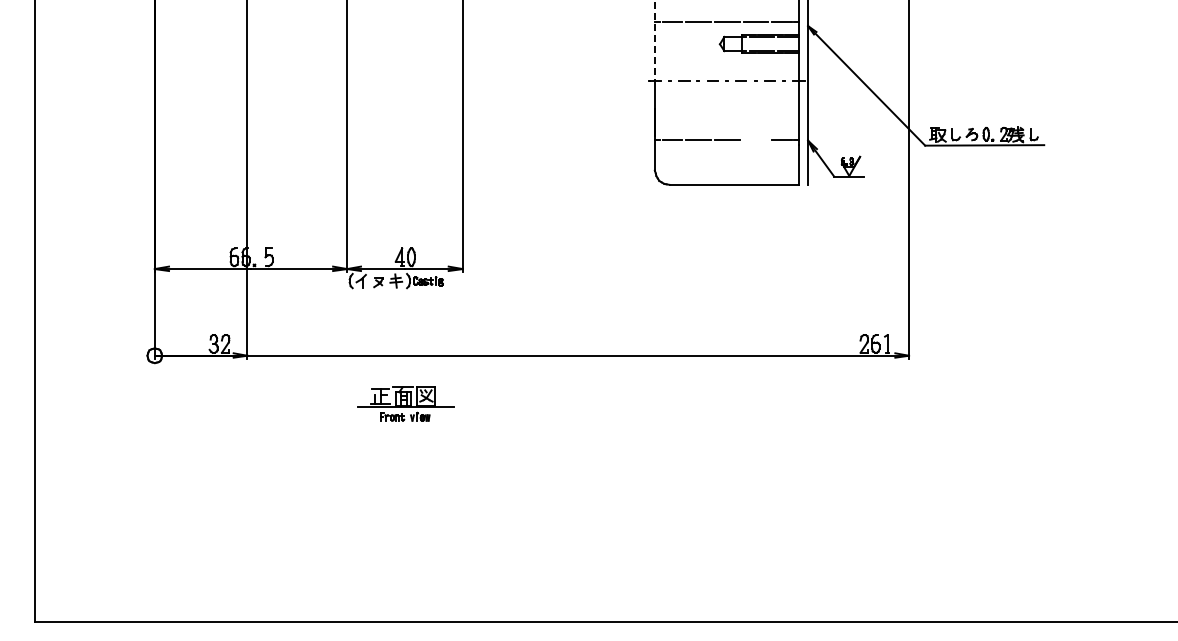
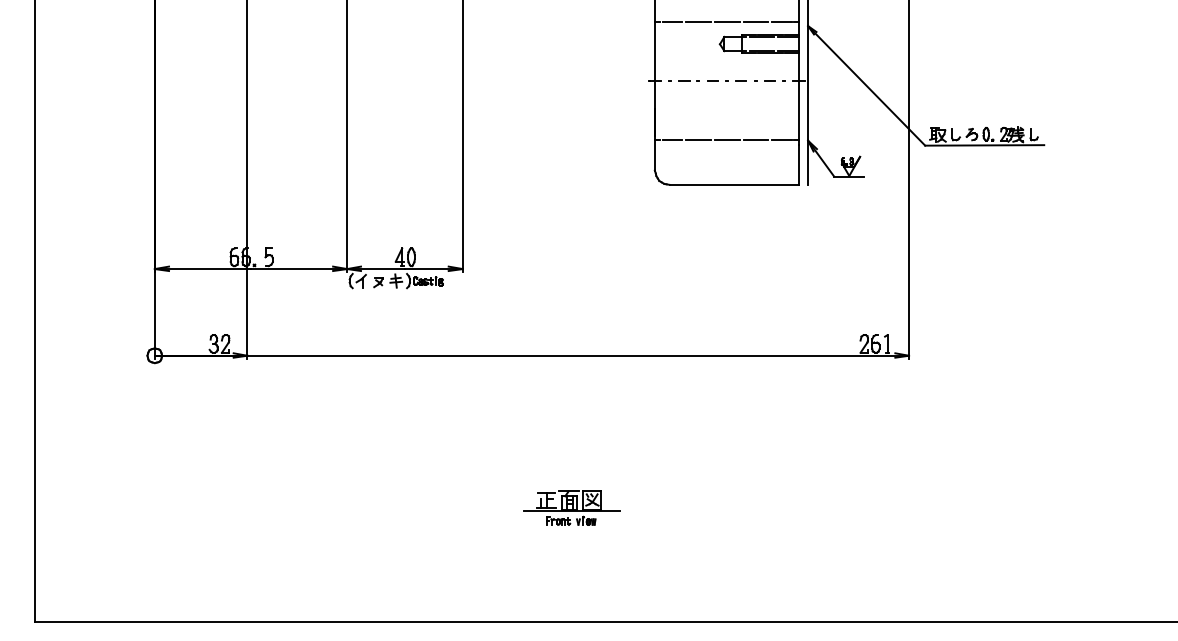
line: dashed -> solid (654, 41)
line: none -> present (755, 140)
part position: (405, 403) -> (571, 507) (571, 507)
